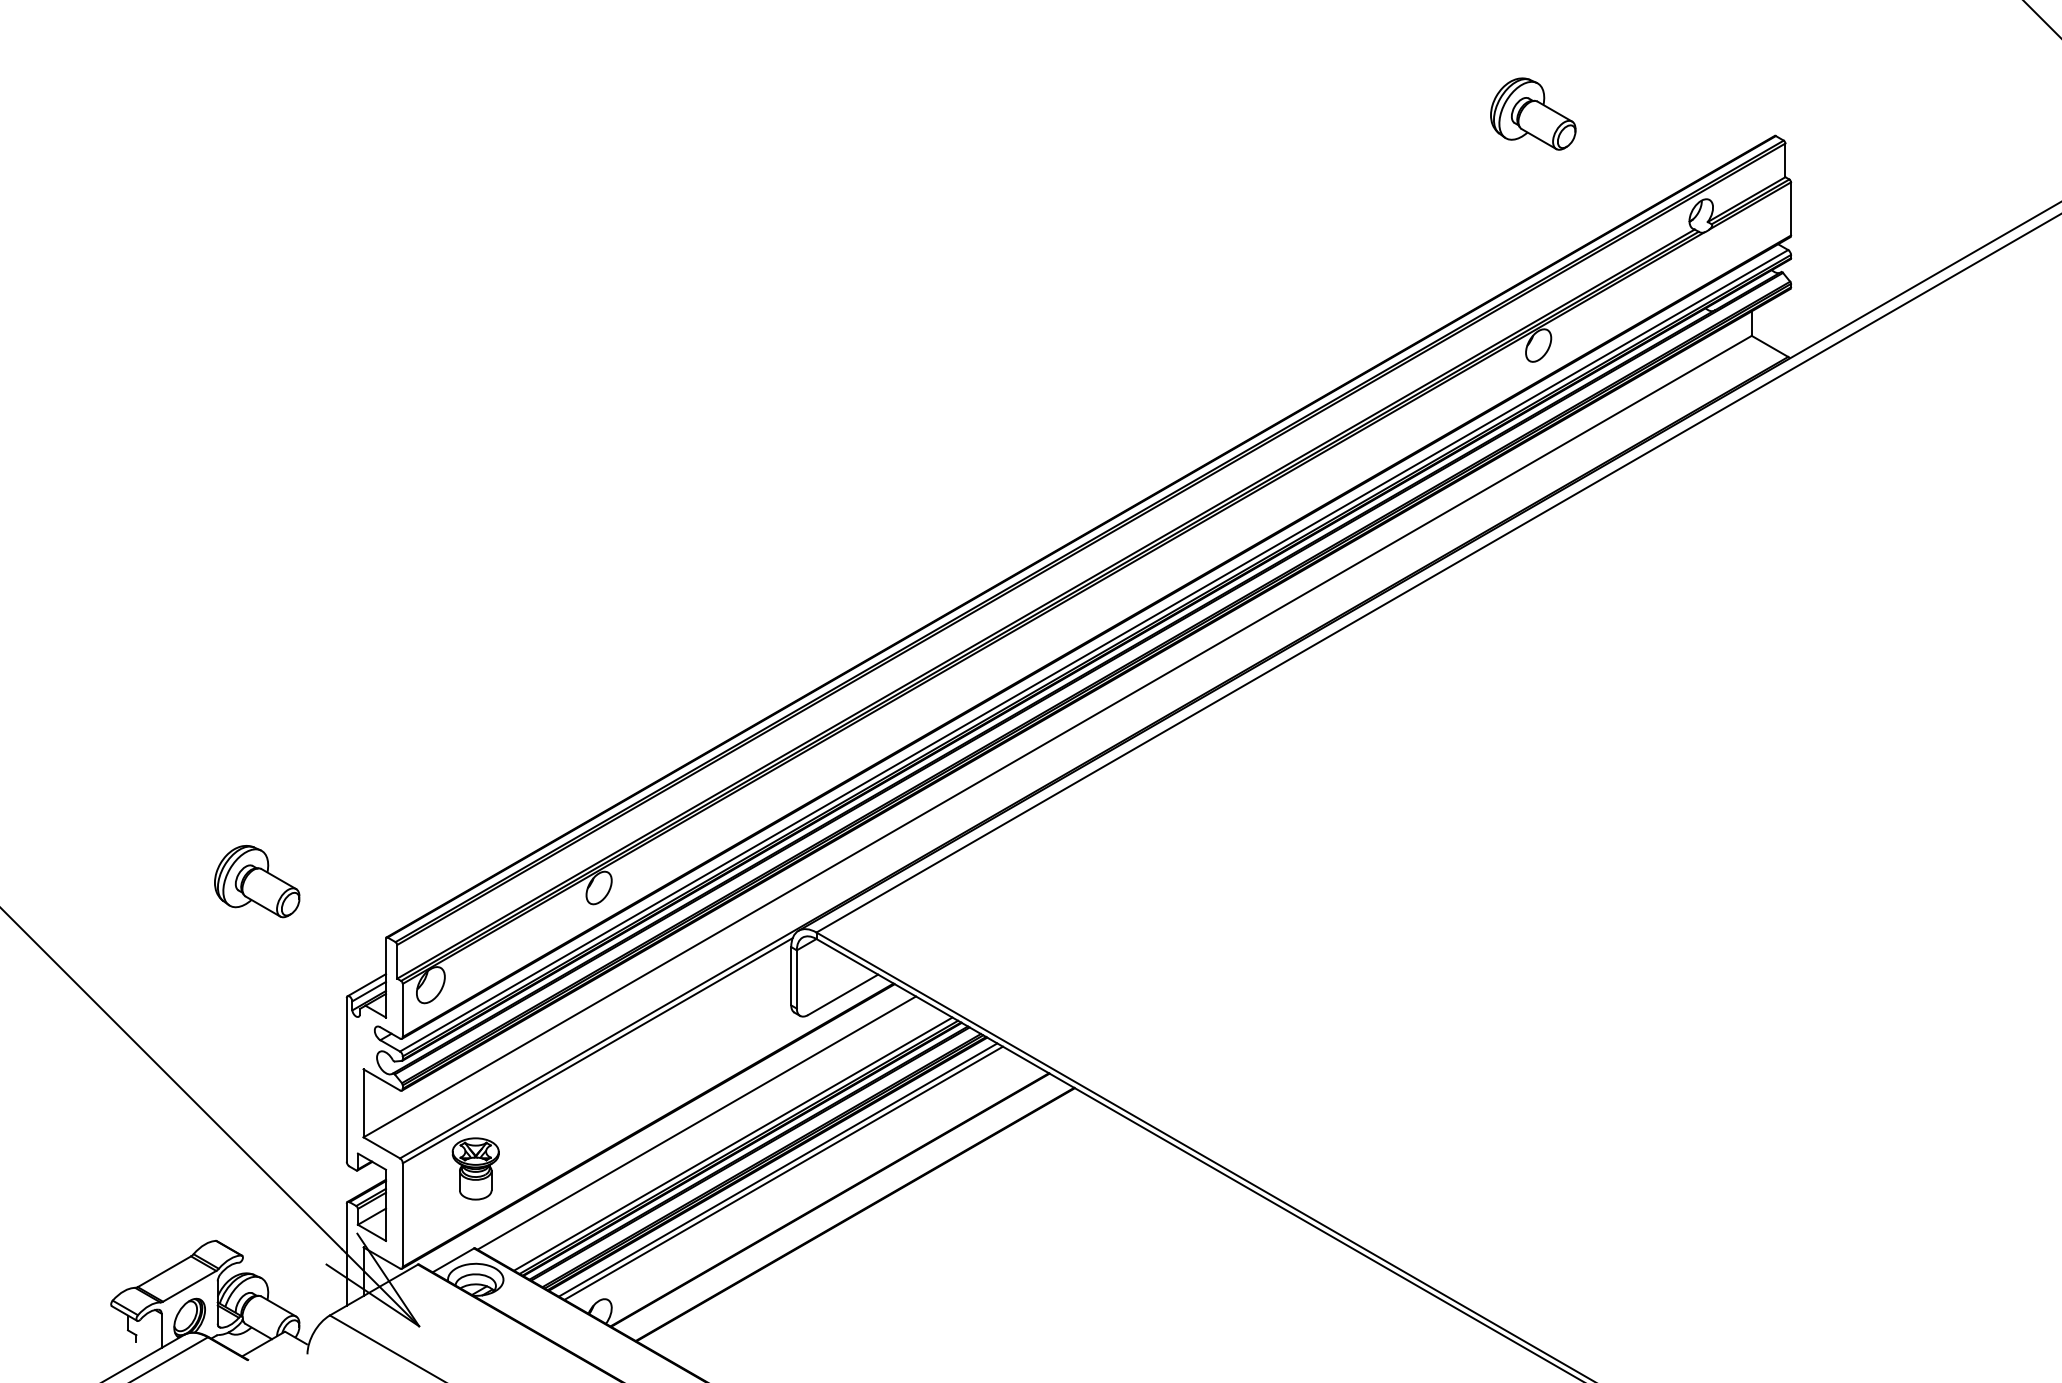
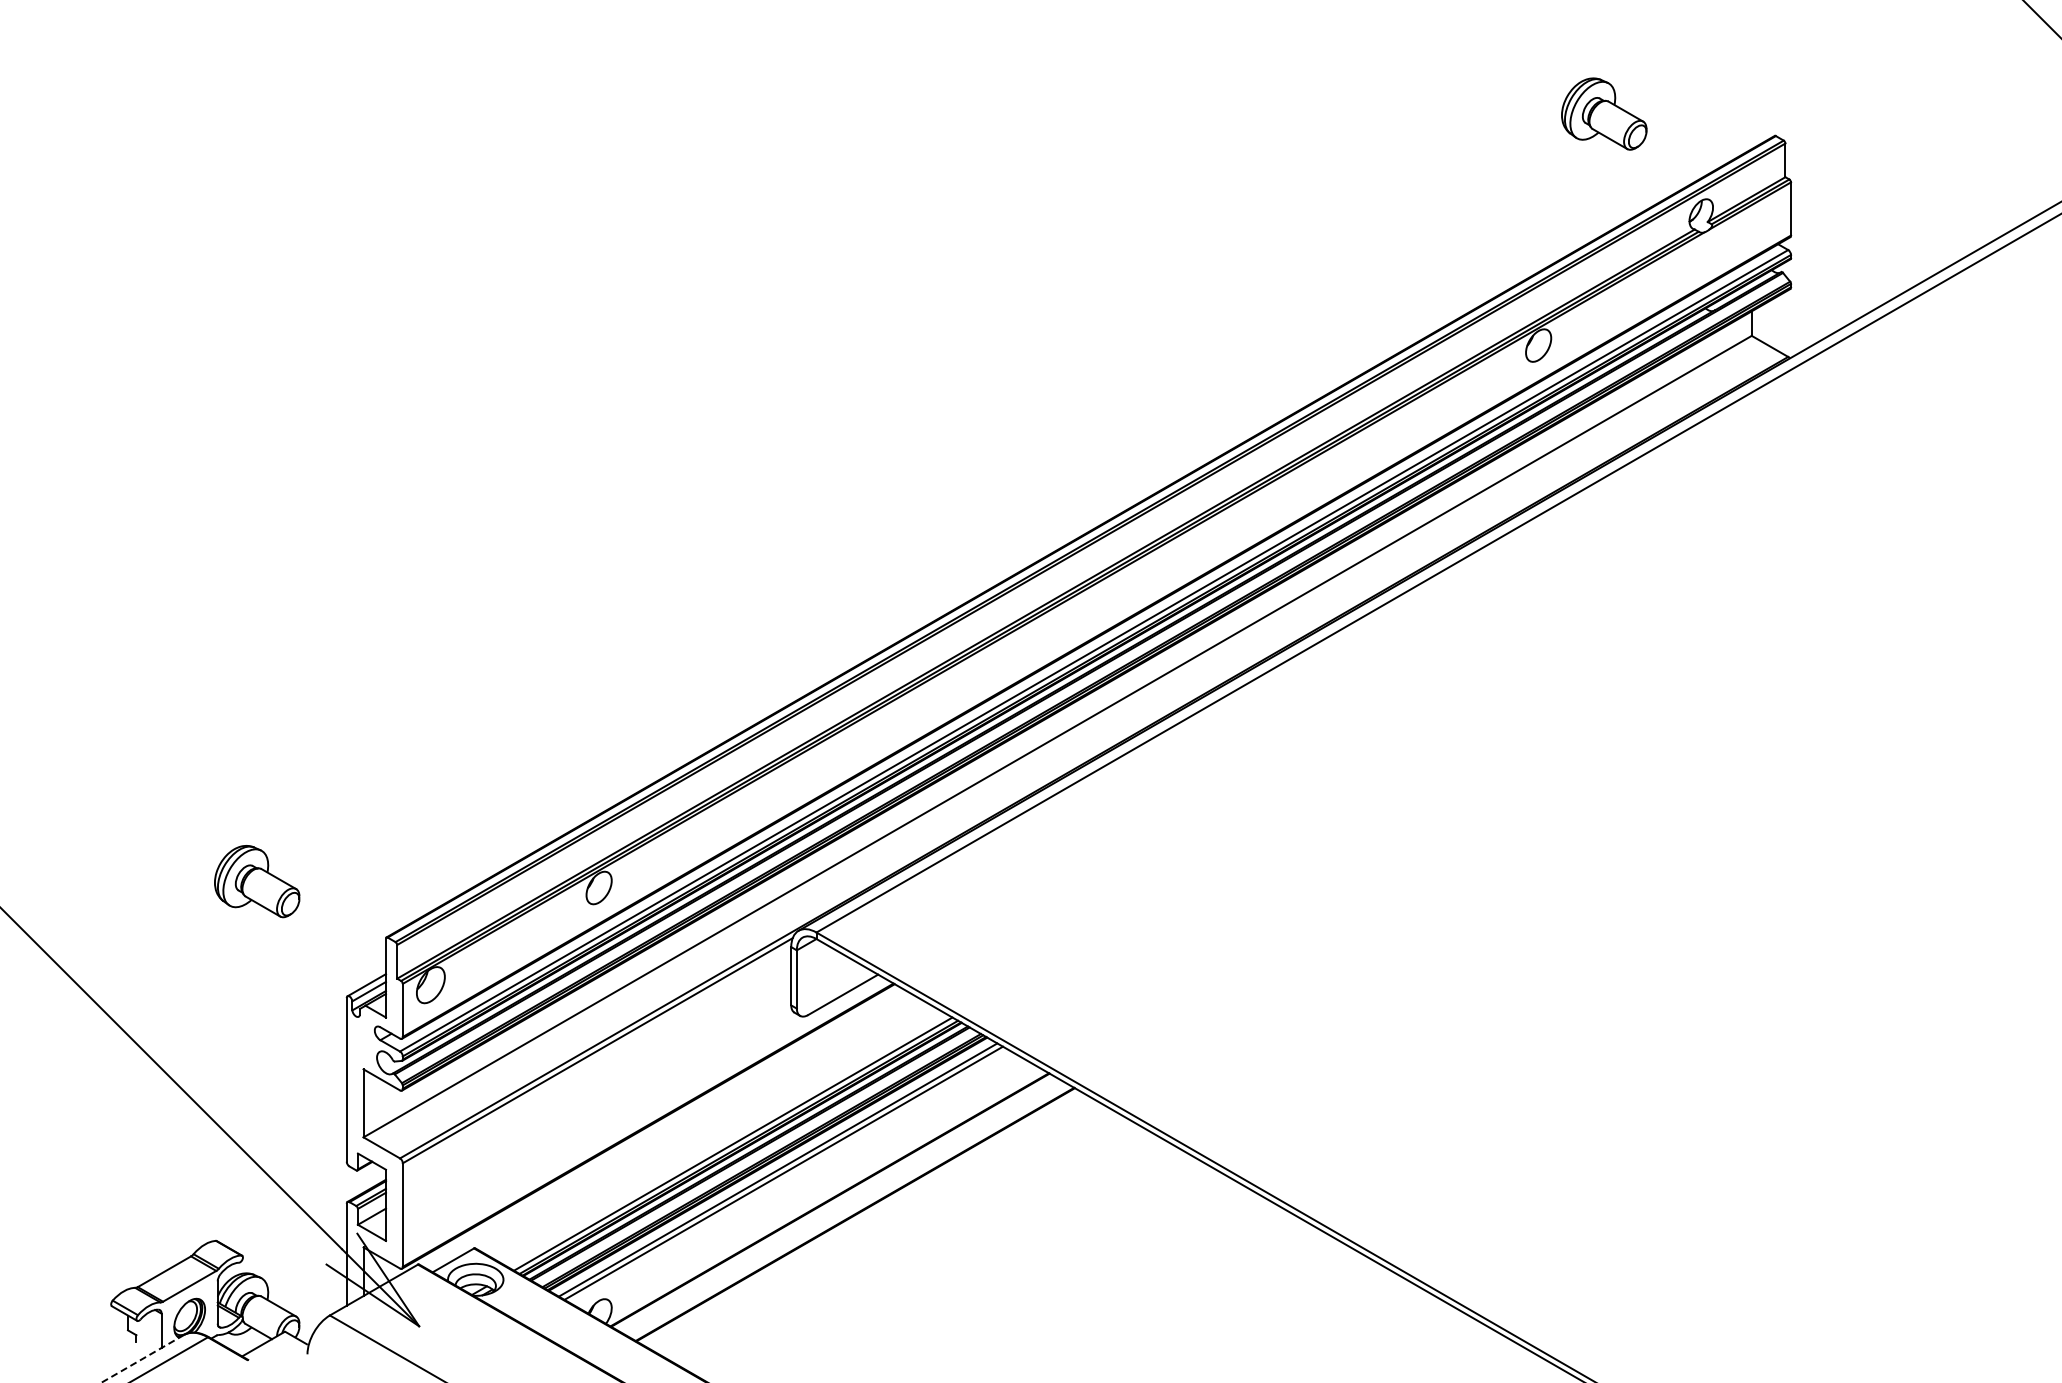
part position: (1533, 113) -> (1604, 113) (1604, 113)
line: present -> none (696, 1122)
part: present -> none (475, 1168)
line: solid -> dashed (142, 1358)
